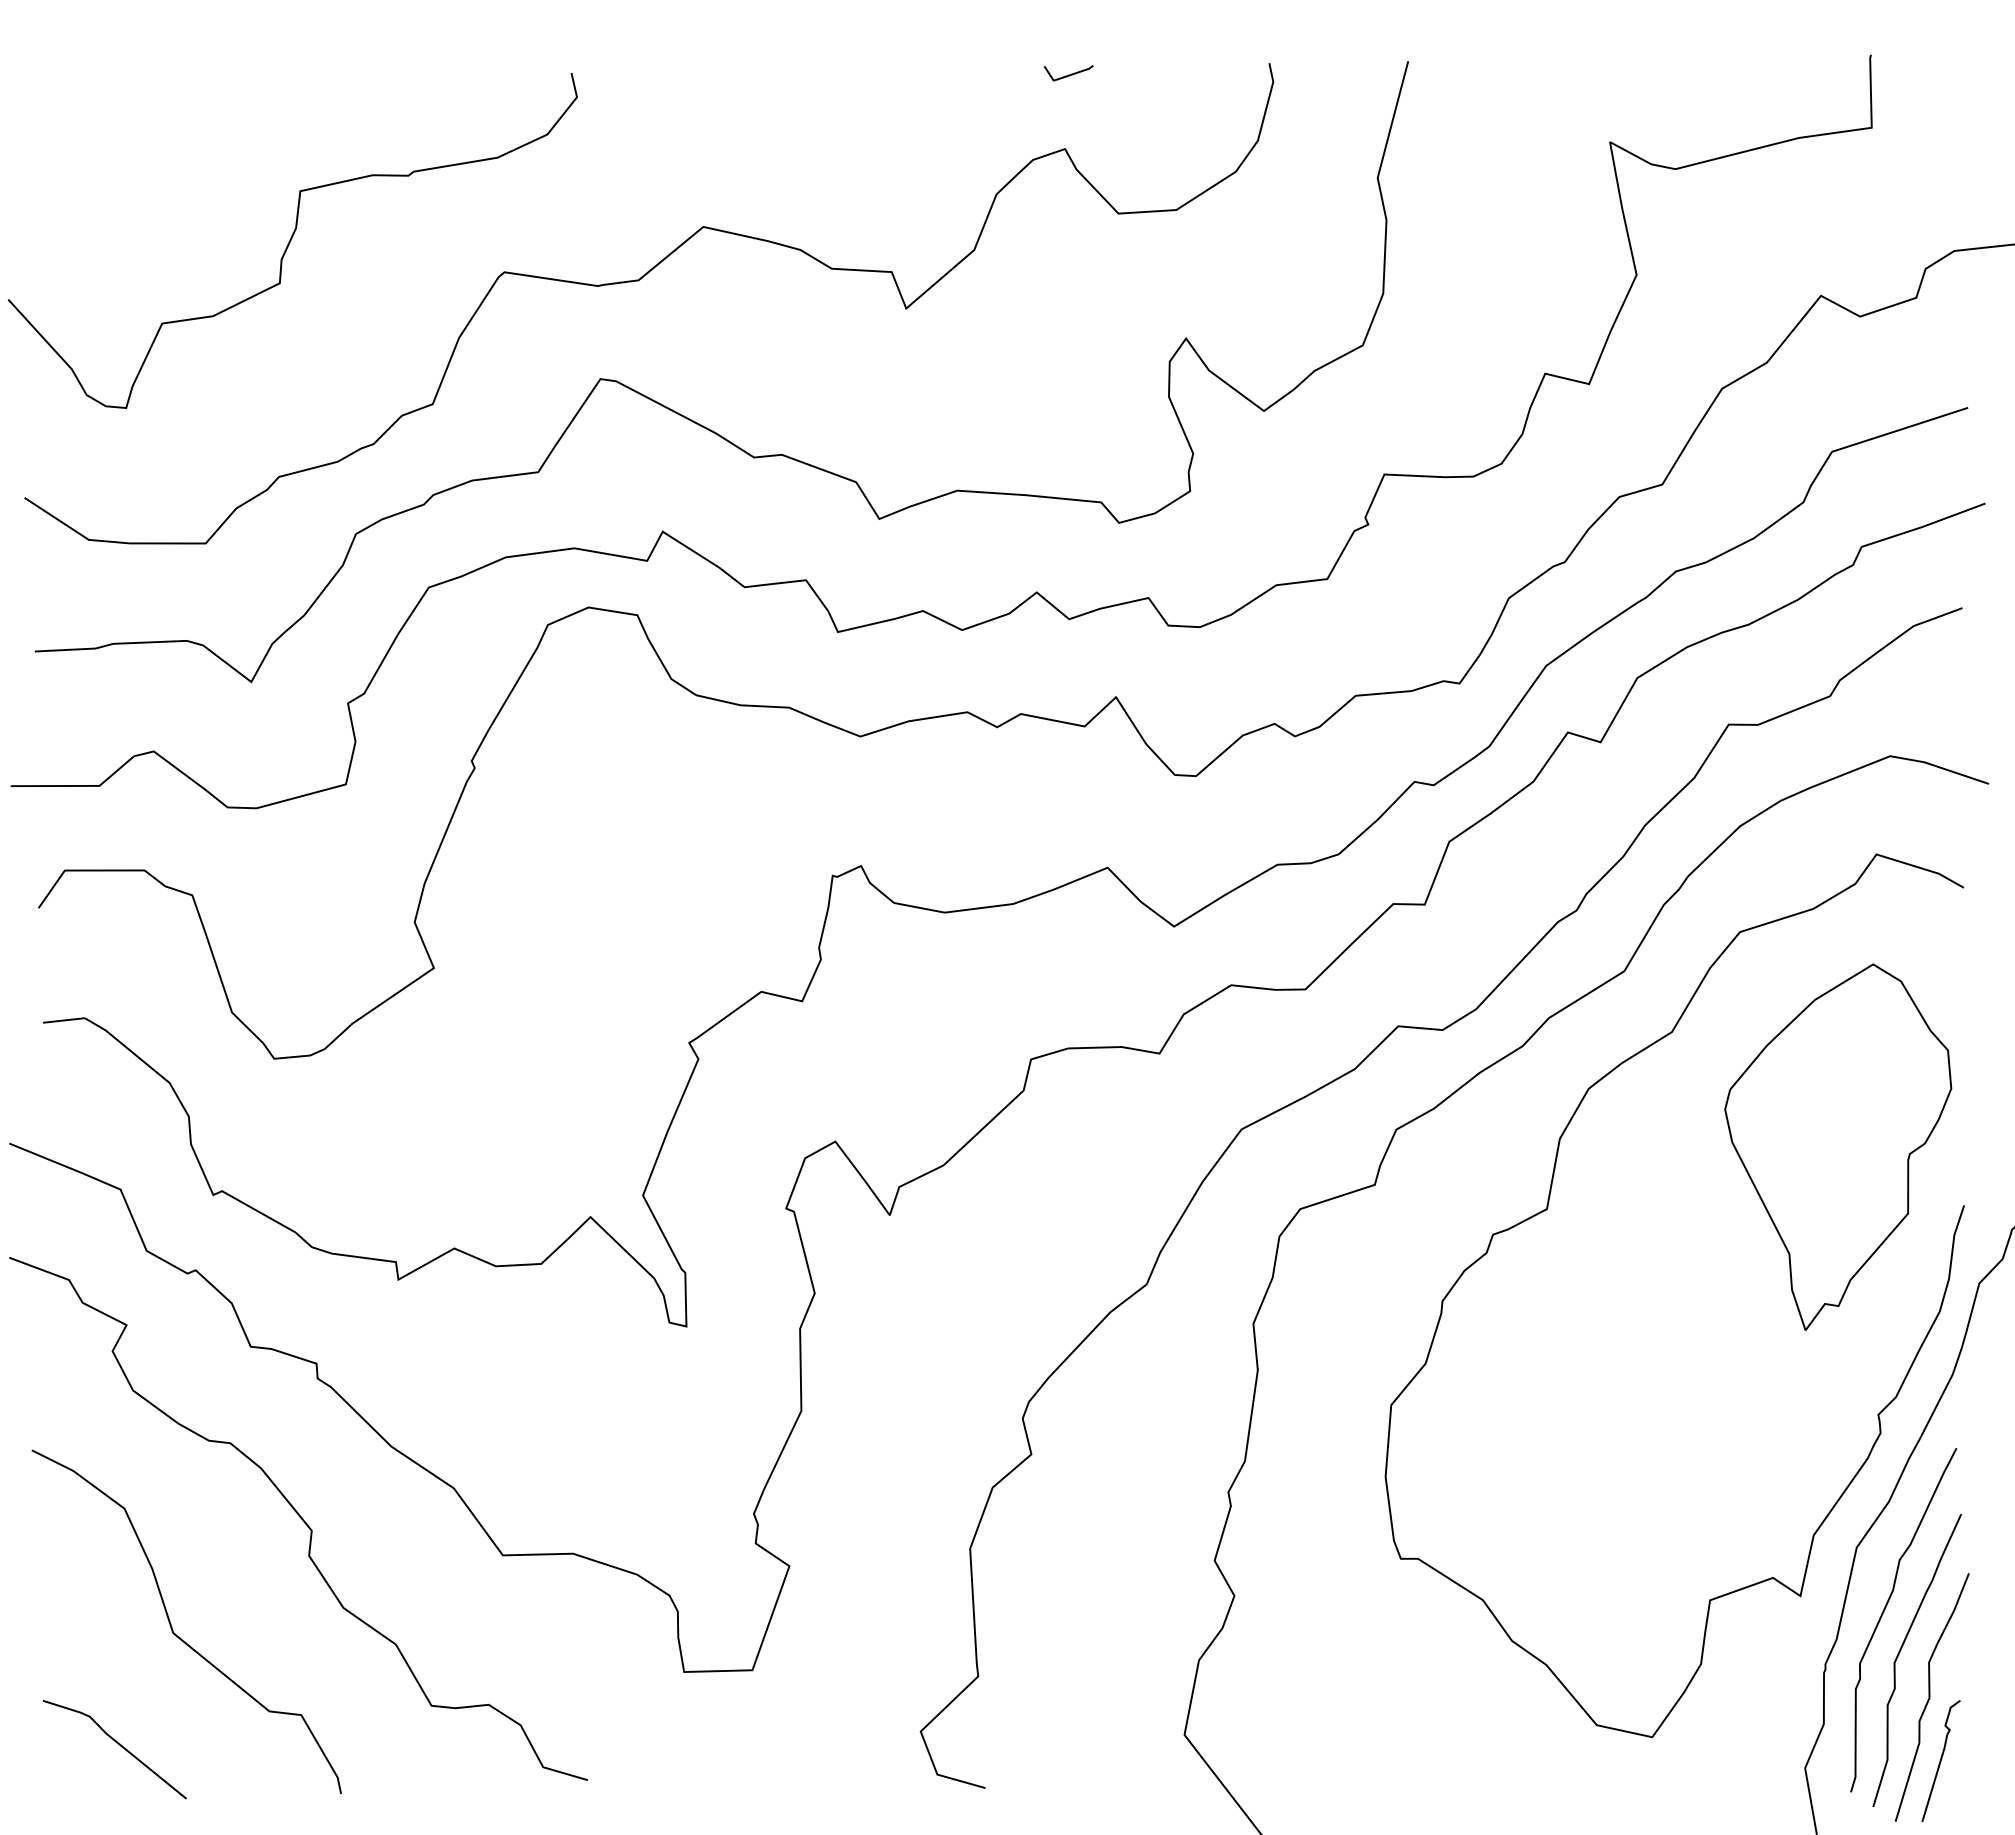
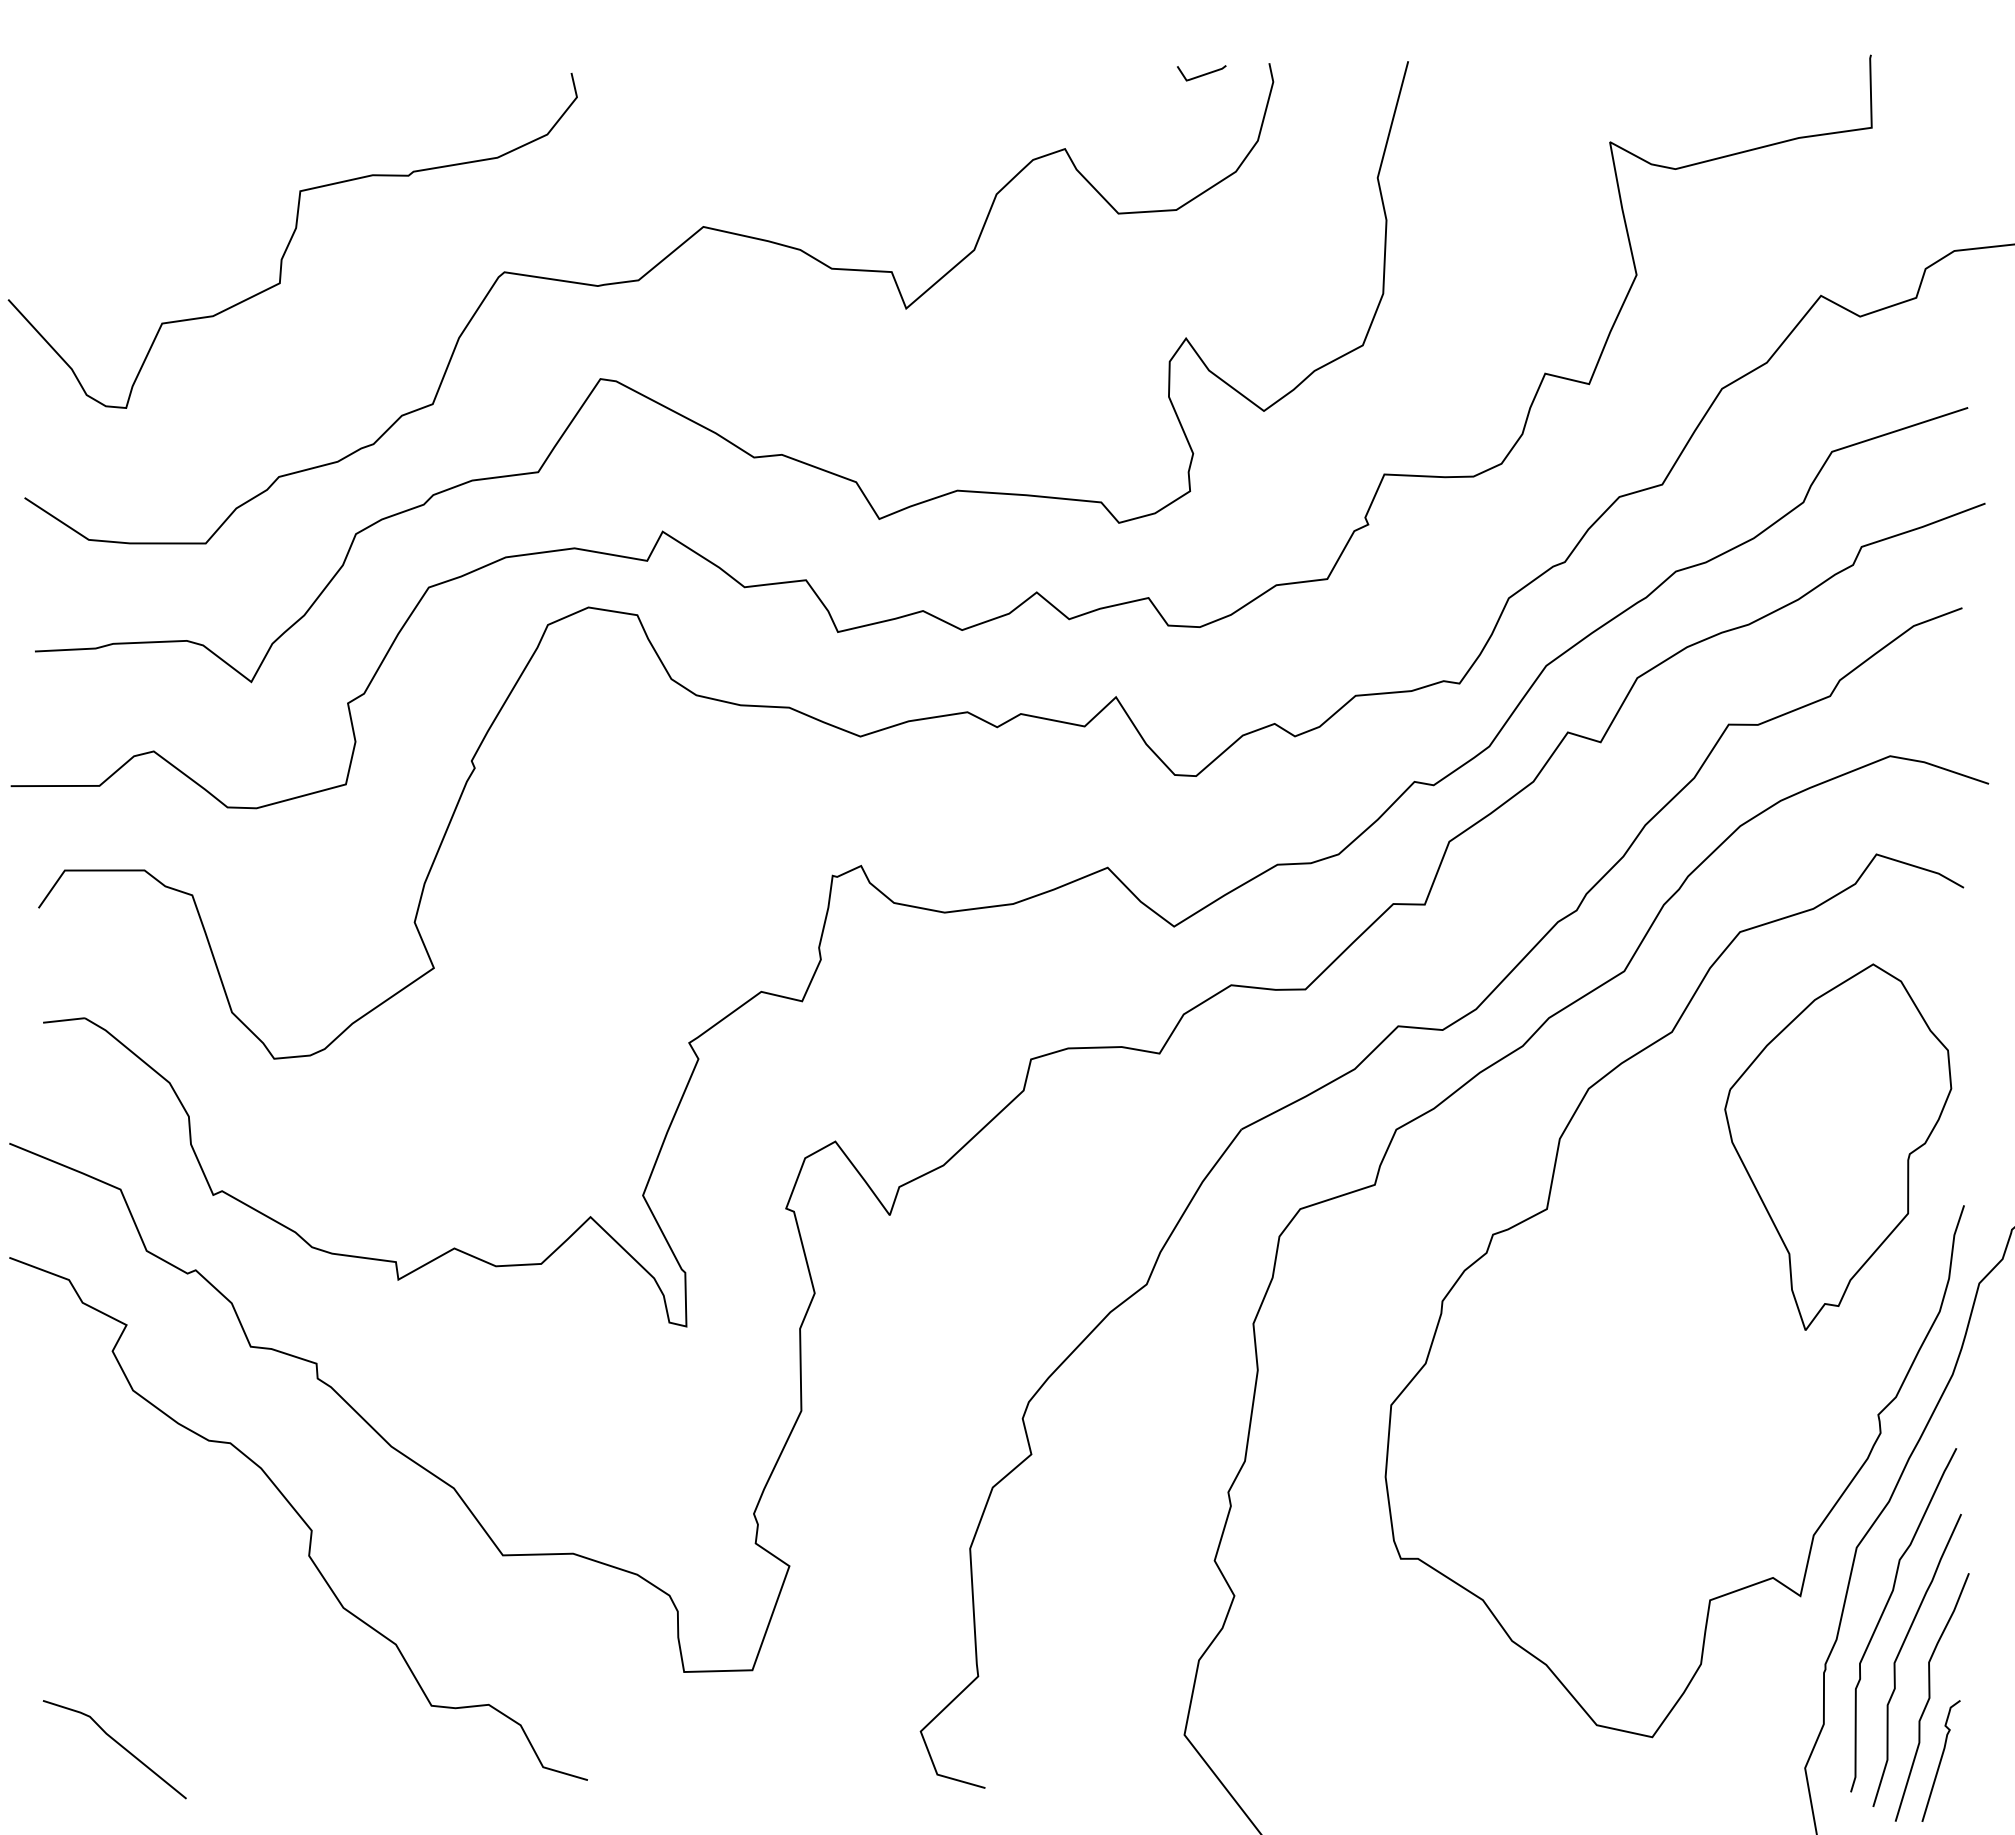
line position: (1068, 74) -> (1201, 74) (1201, 74)
curve: present -> none (172, 1626)
